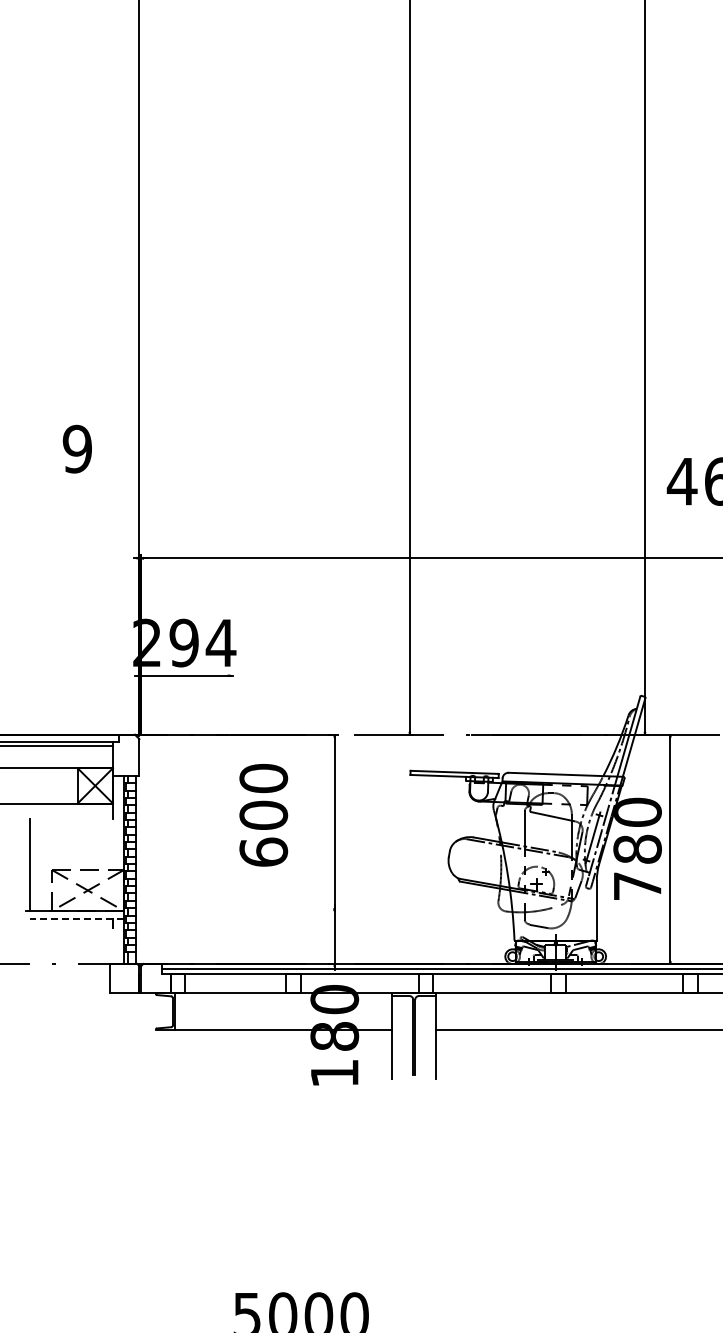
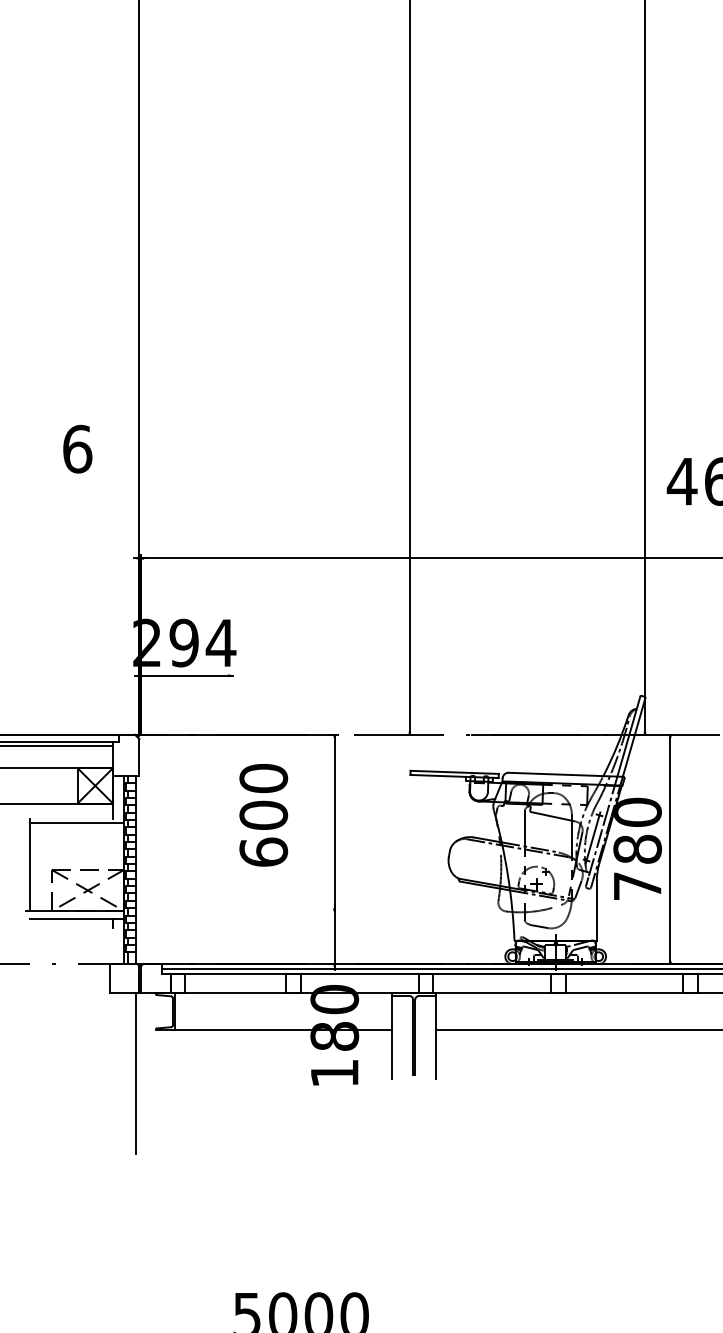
text: 9 -> 6 (77, 448)
line: none -> present (77, 822)
line: dashed -> solid (76, 919)
line: none -> present (136, 1073)
